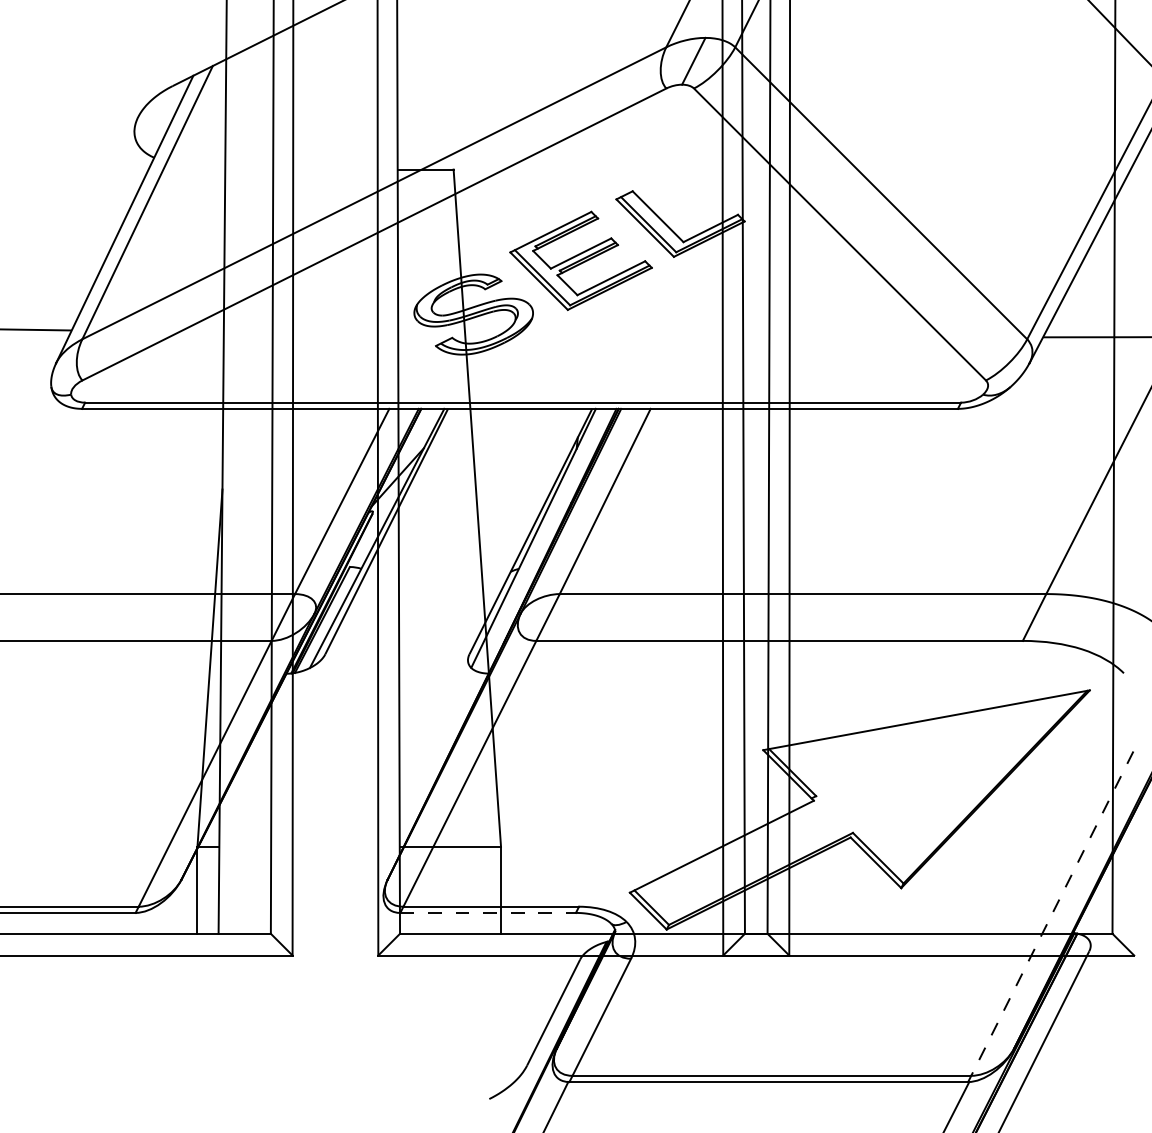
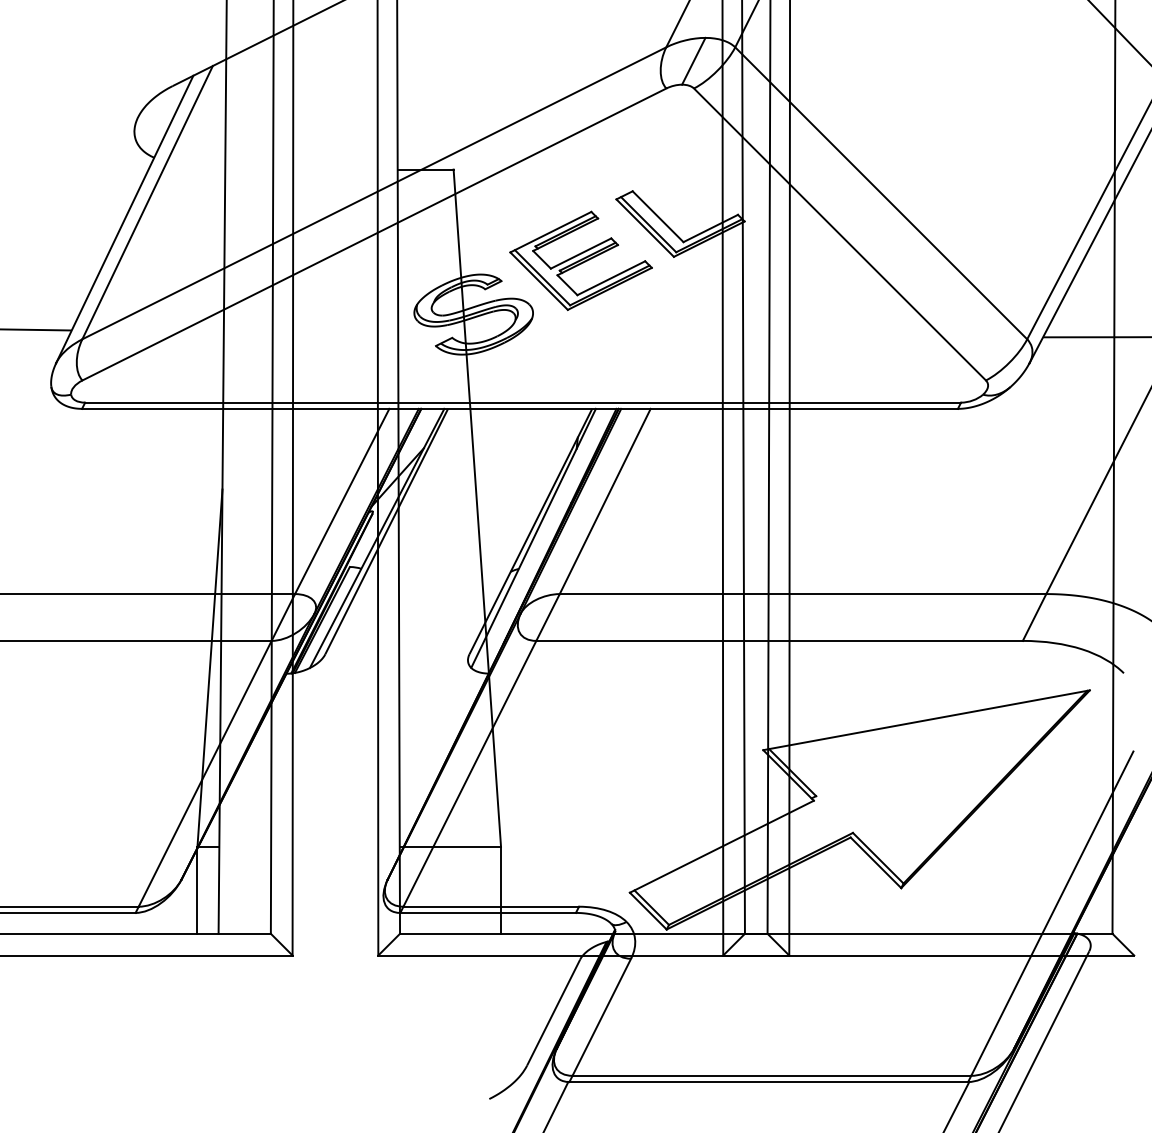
line: dashed -> solid (488, 912)
line: dashed -> solid (1052, 914)
